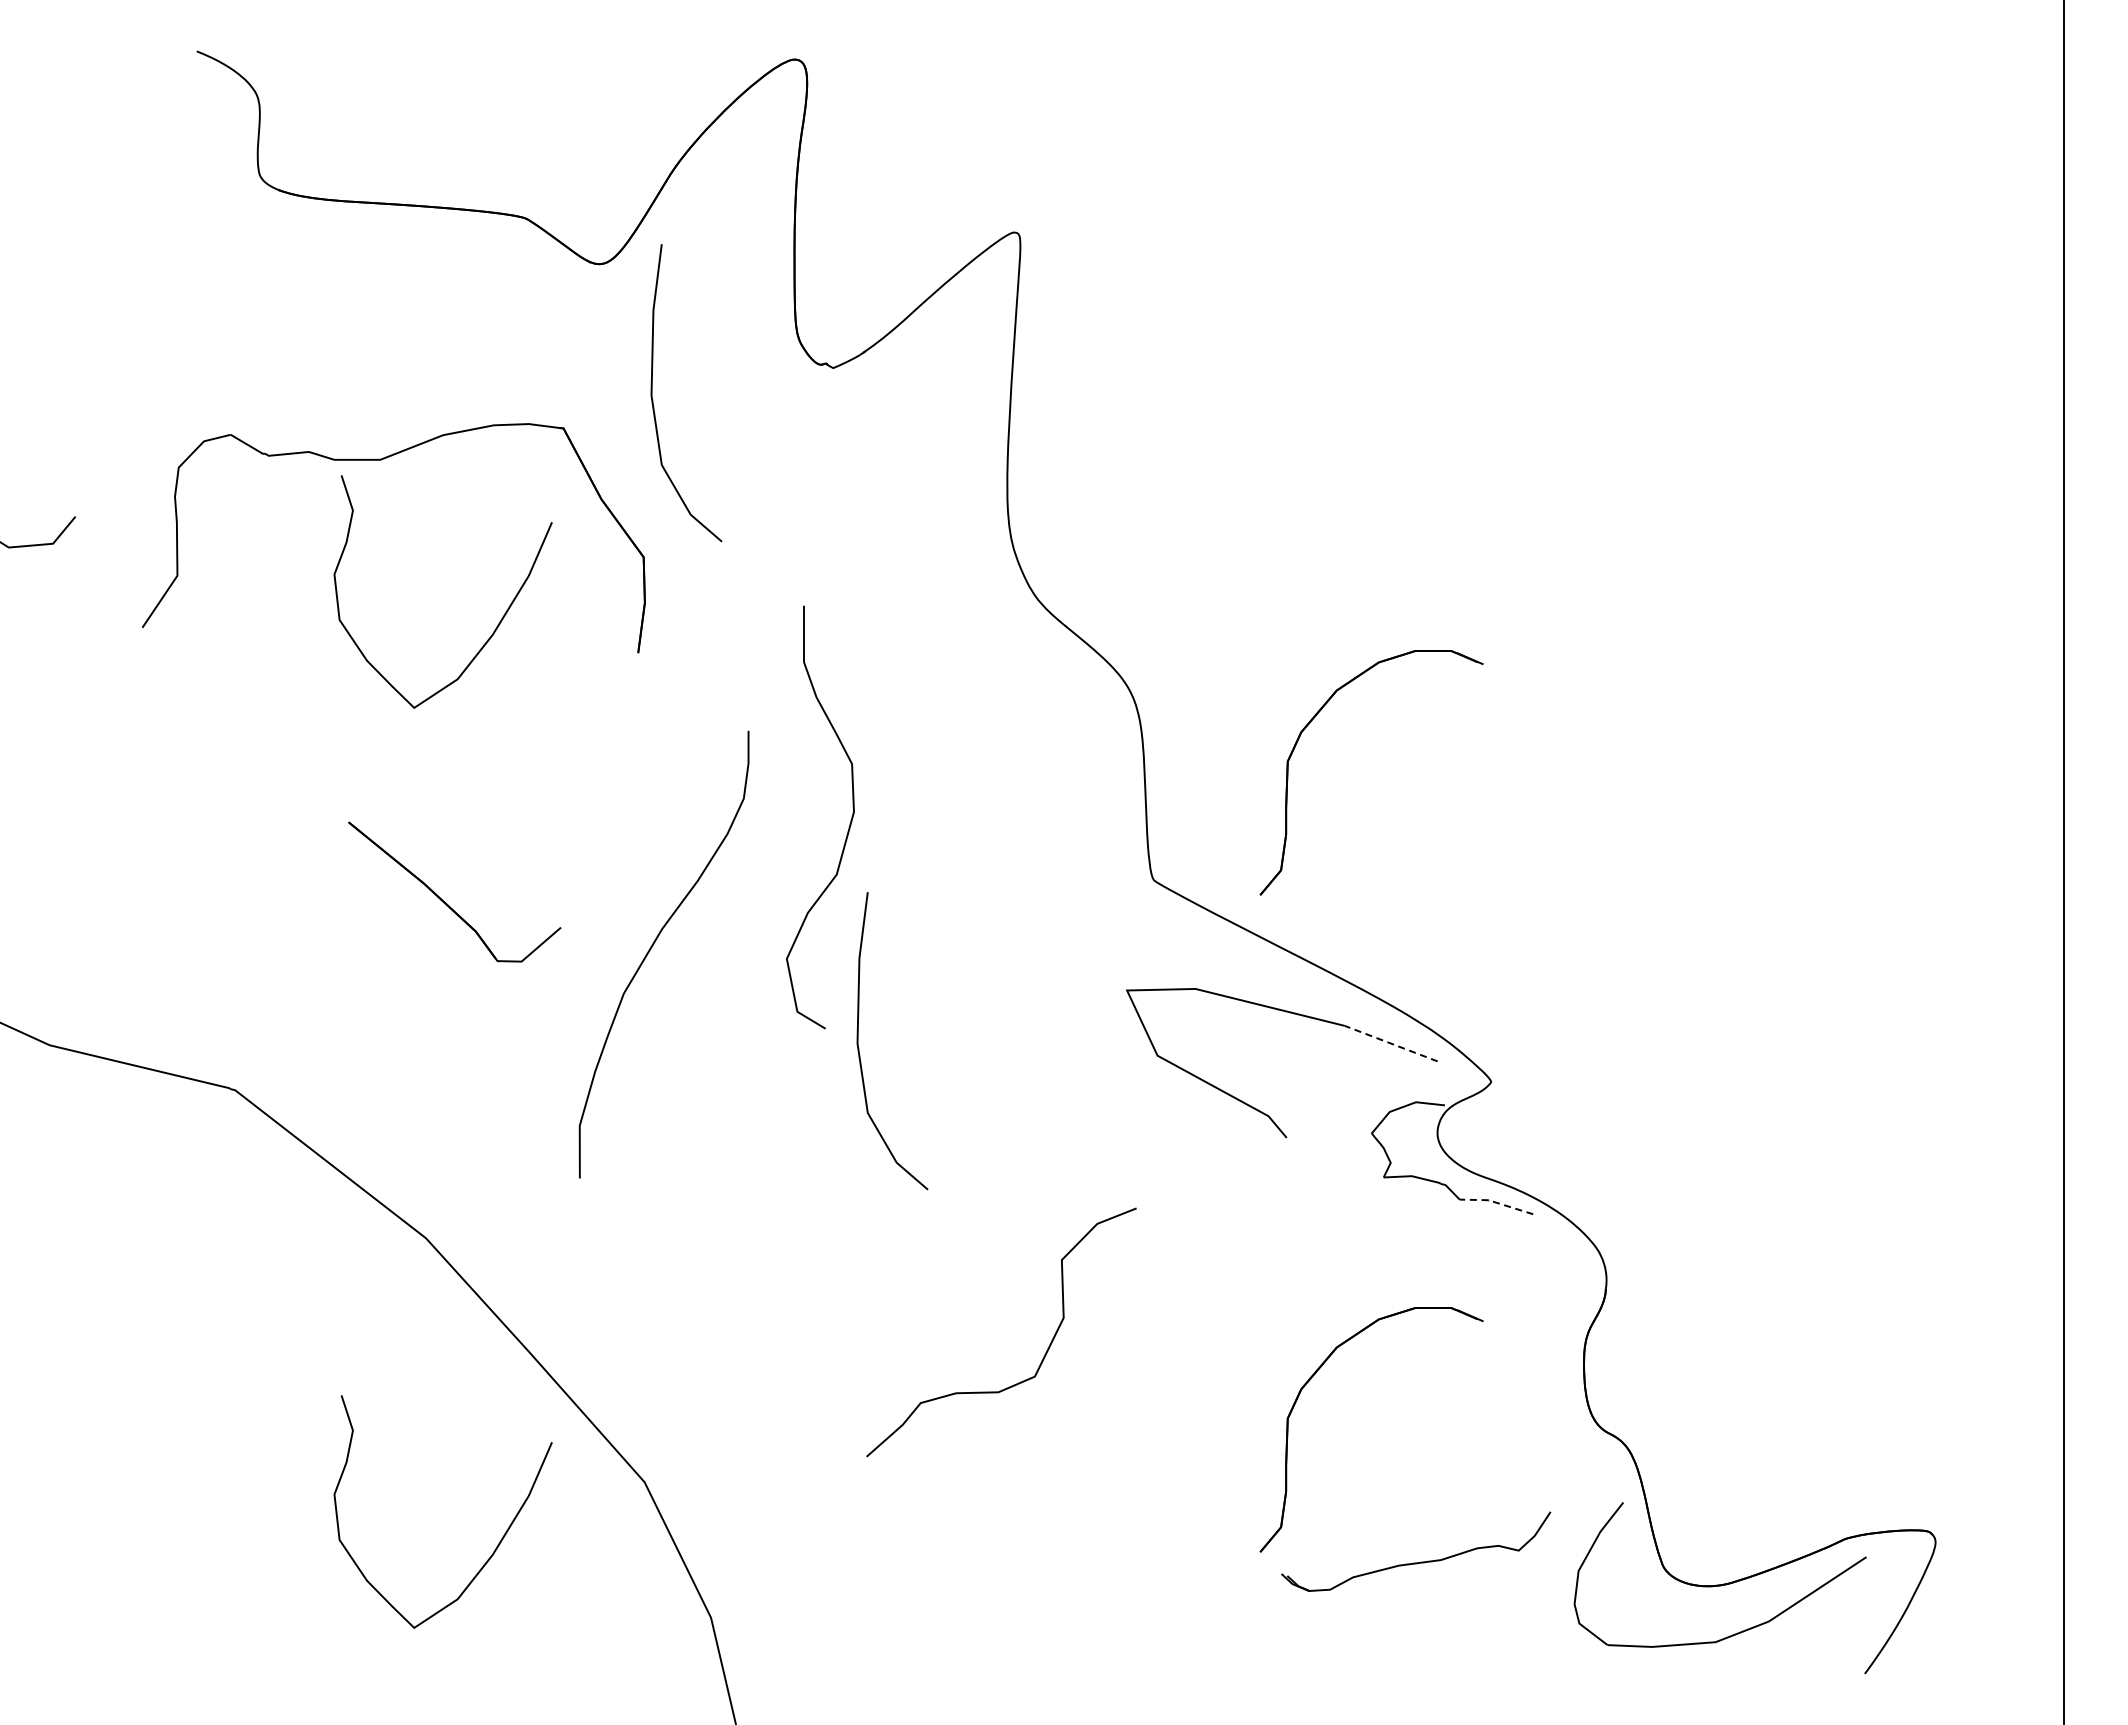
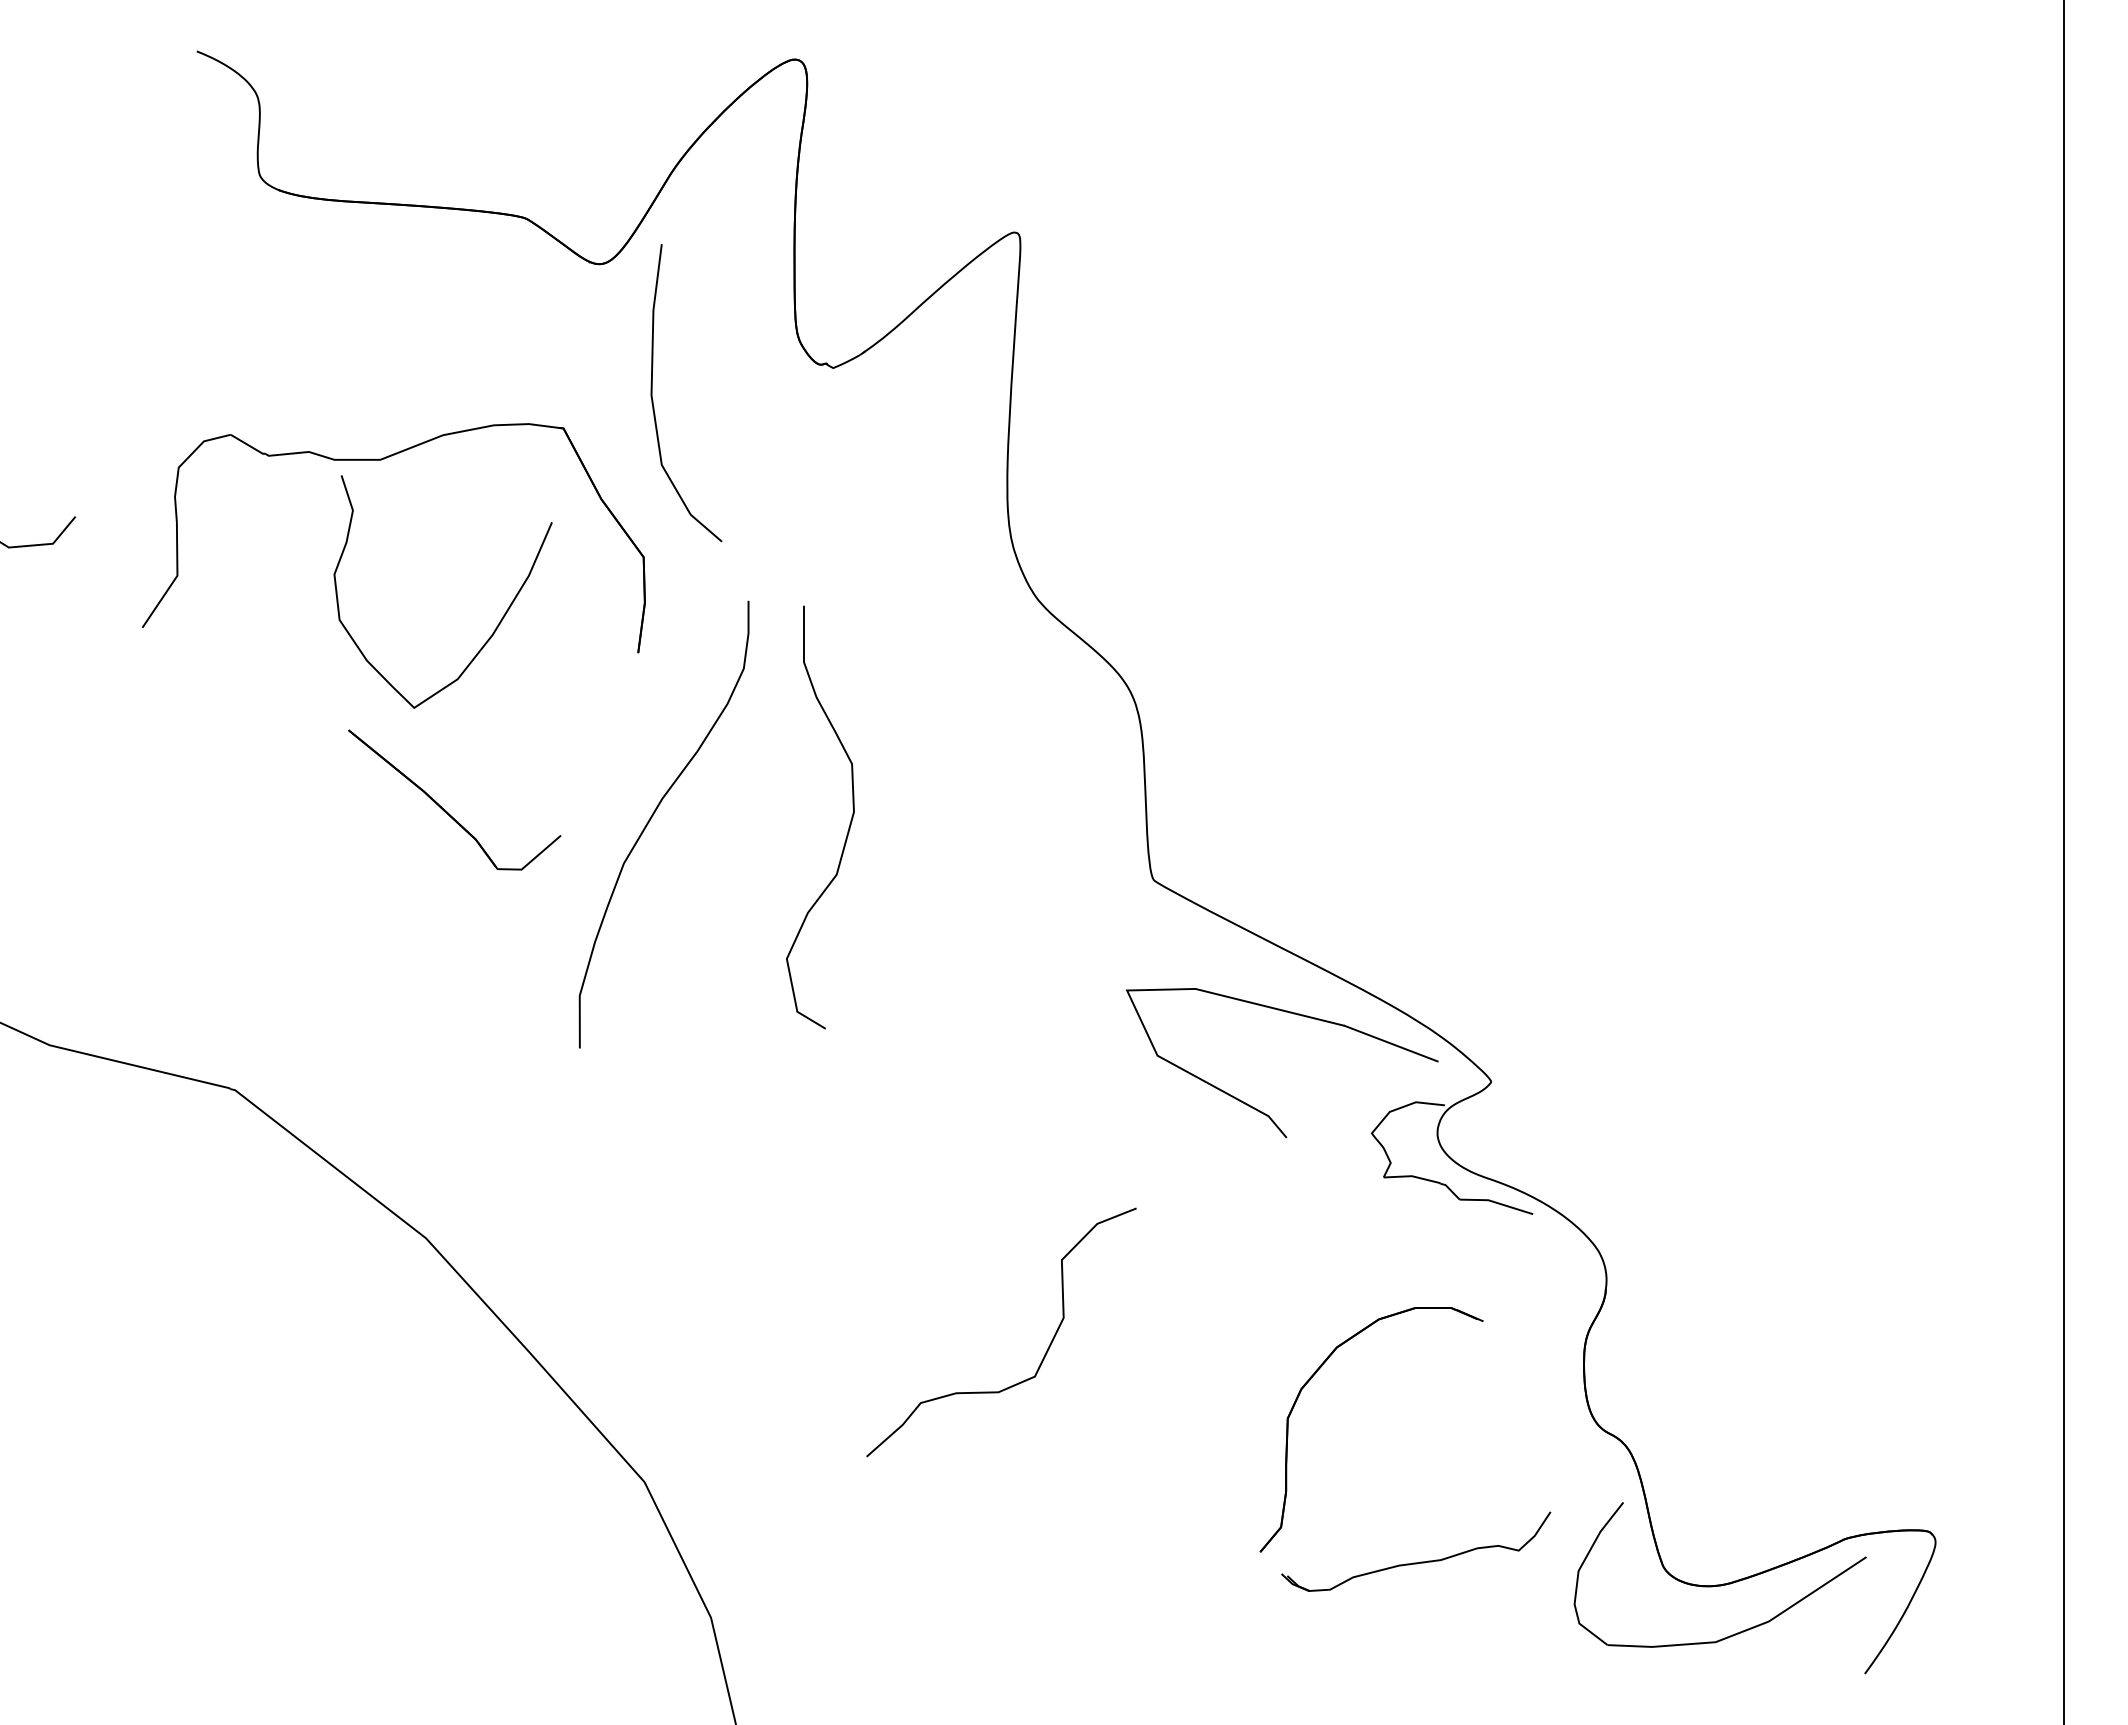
part: present -> none (1310, 723)
part position: (446, 902) -> (446, 810) (446, 810)
curve position: (651, 949) -> (651, 819) (651, 819)
line: dashed -> solid (1391, 1043)
curve: present -> none (859, 1048)
line: dashed -> solid (1495, 1202)
curve: present -> none (496, 1546)
